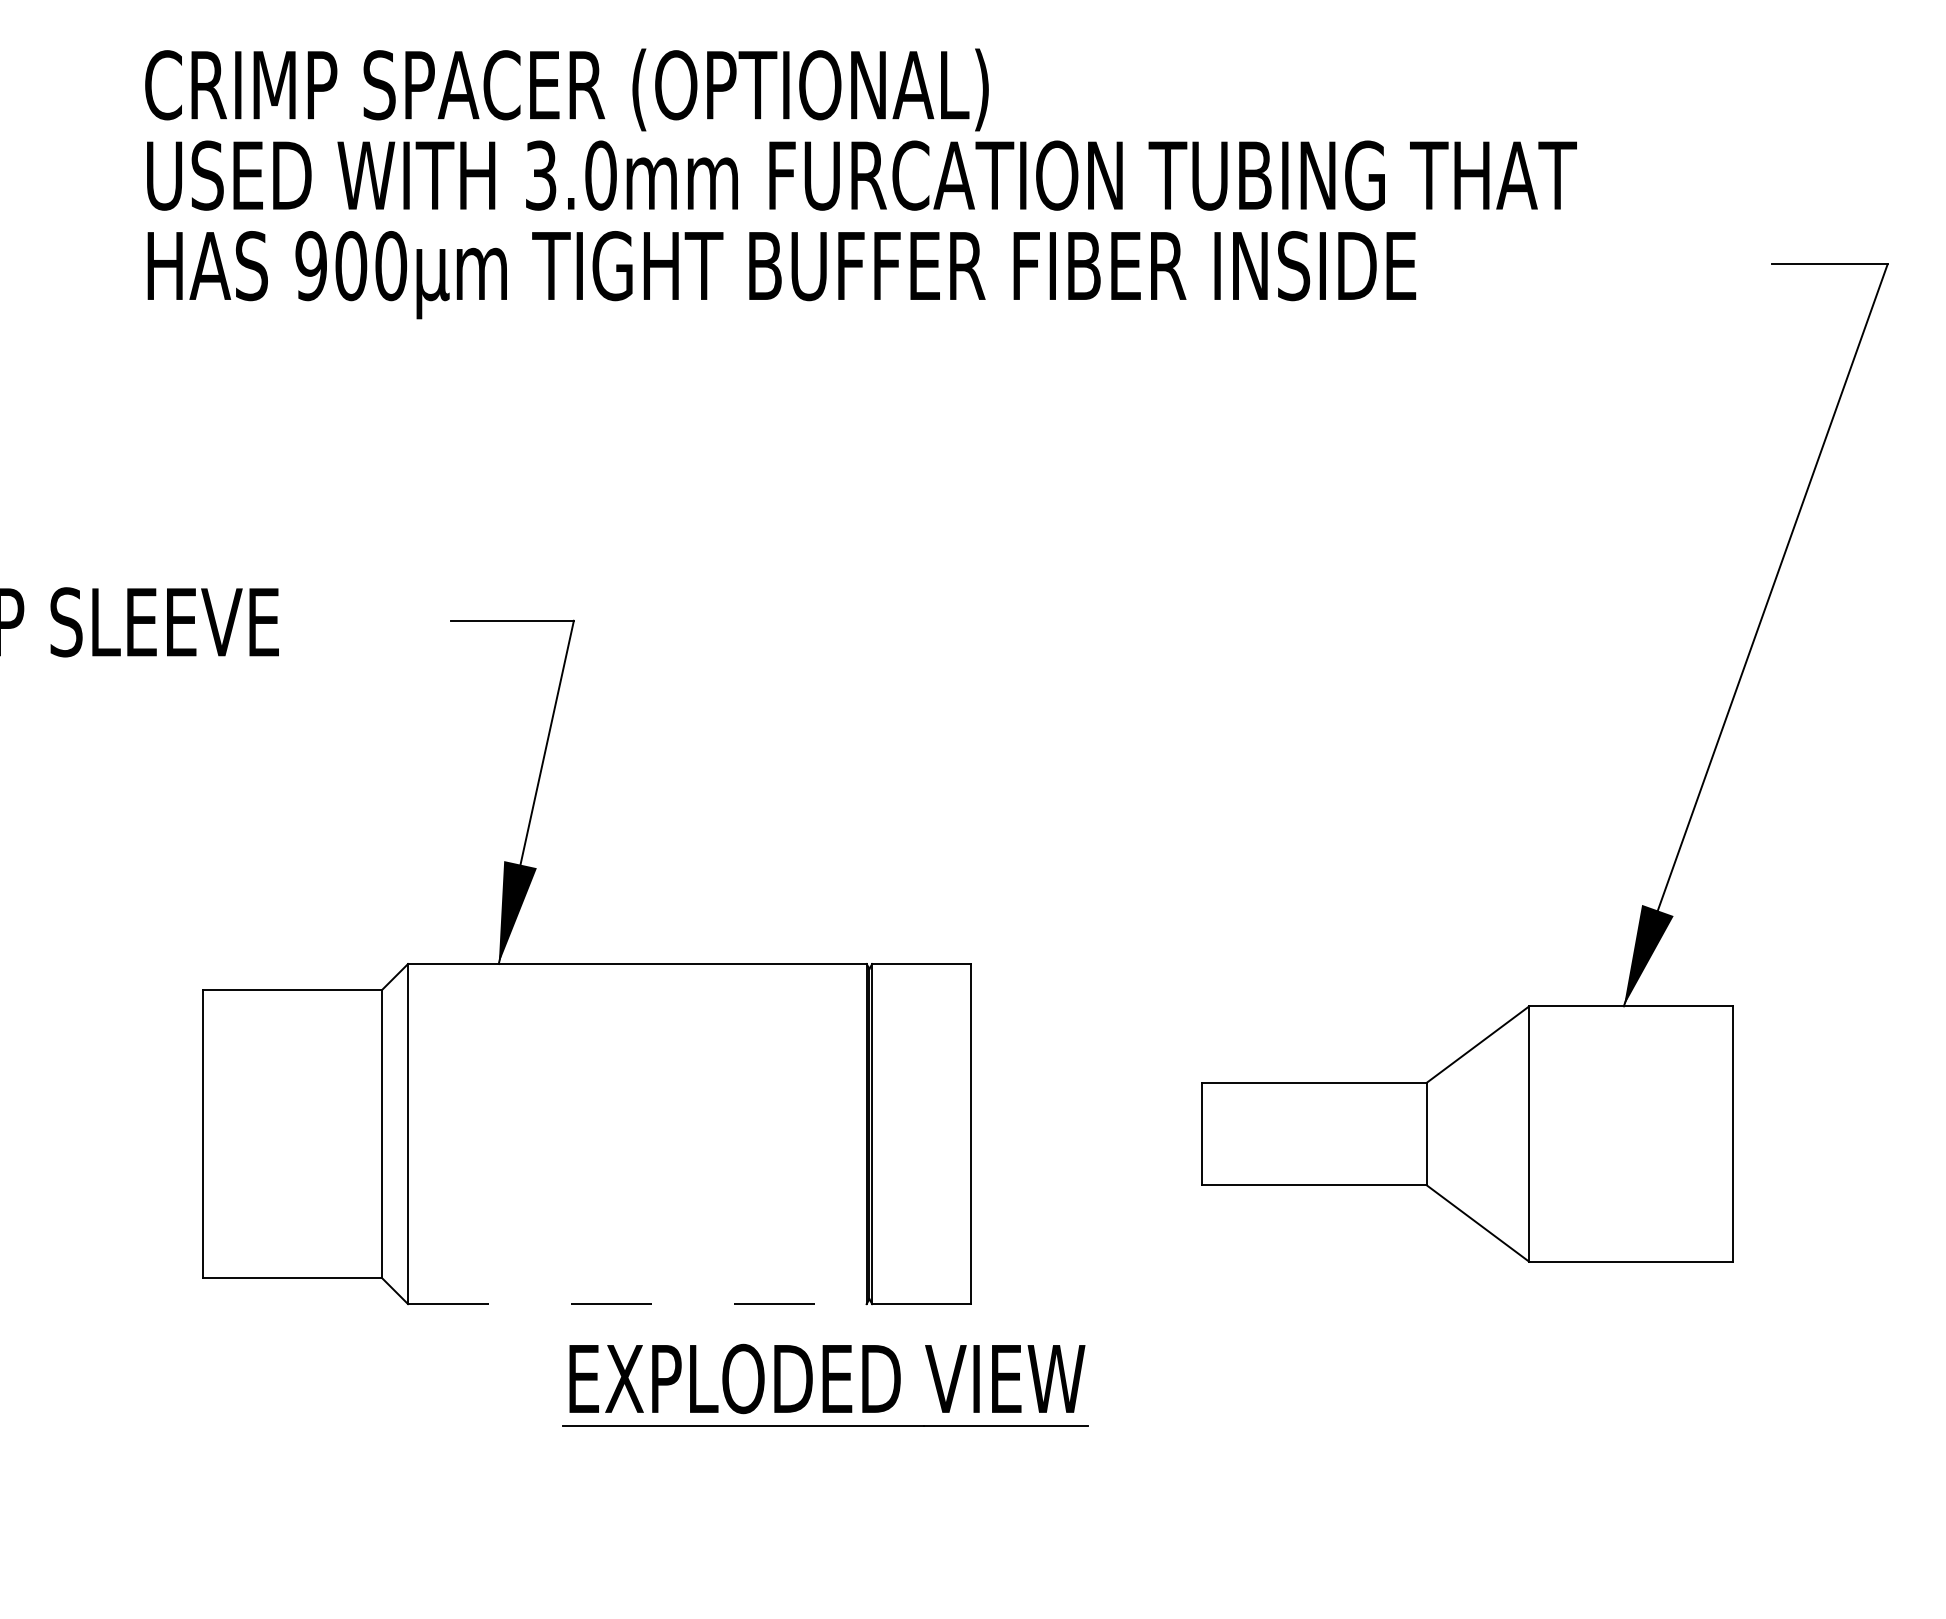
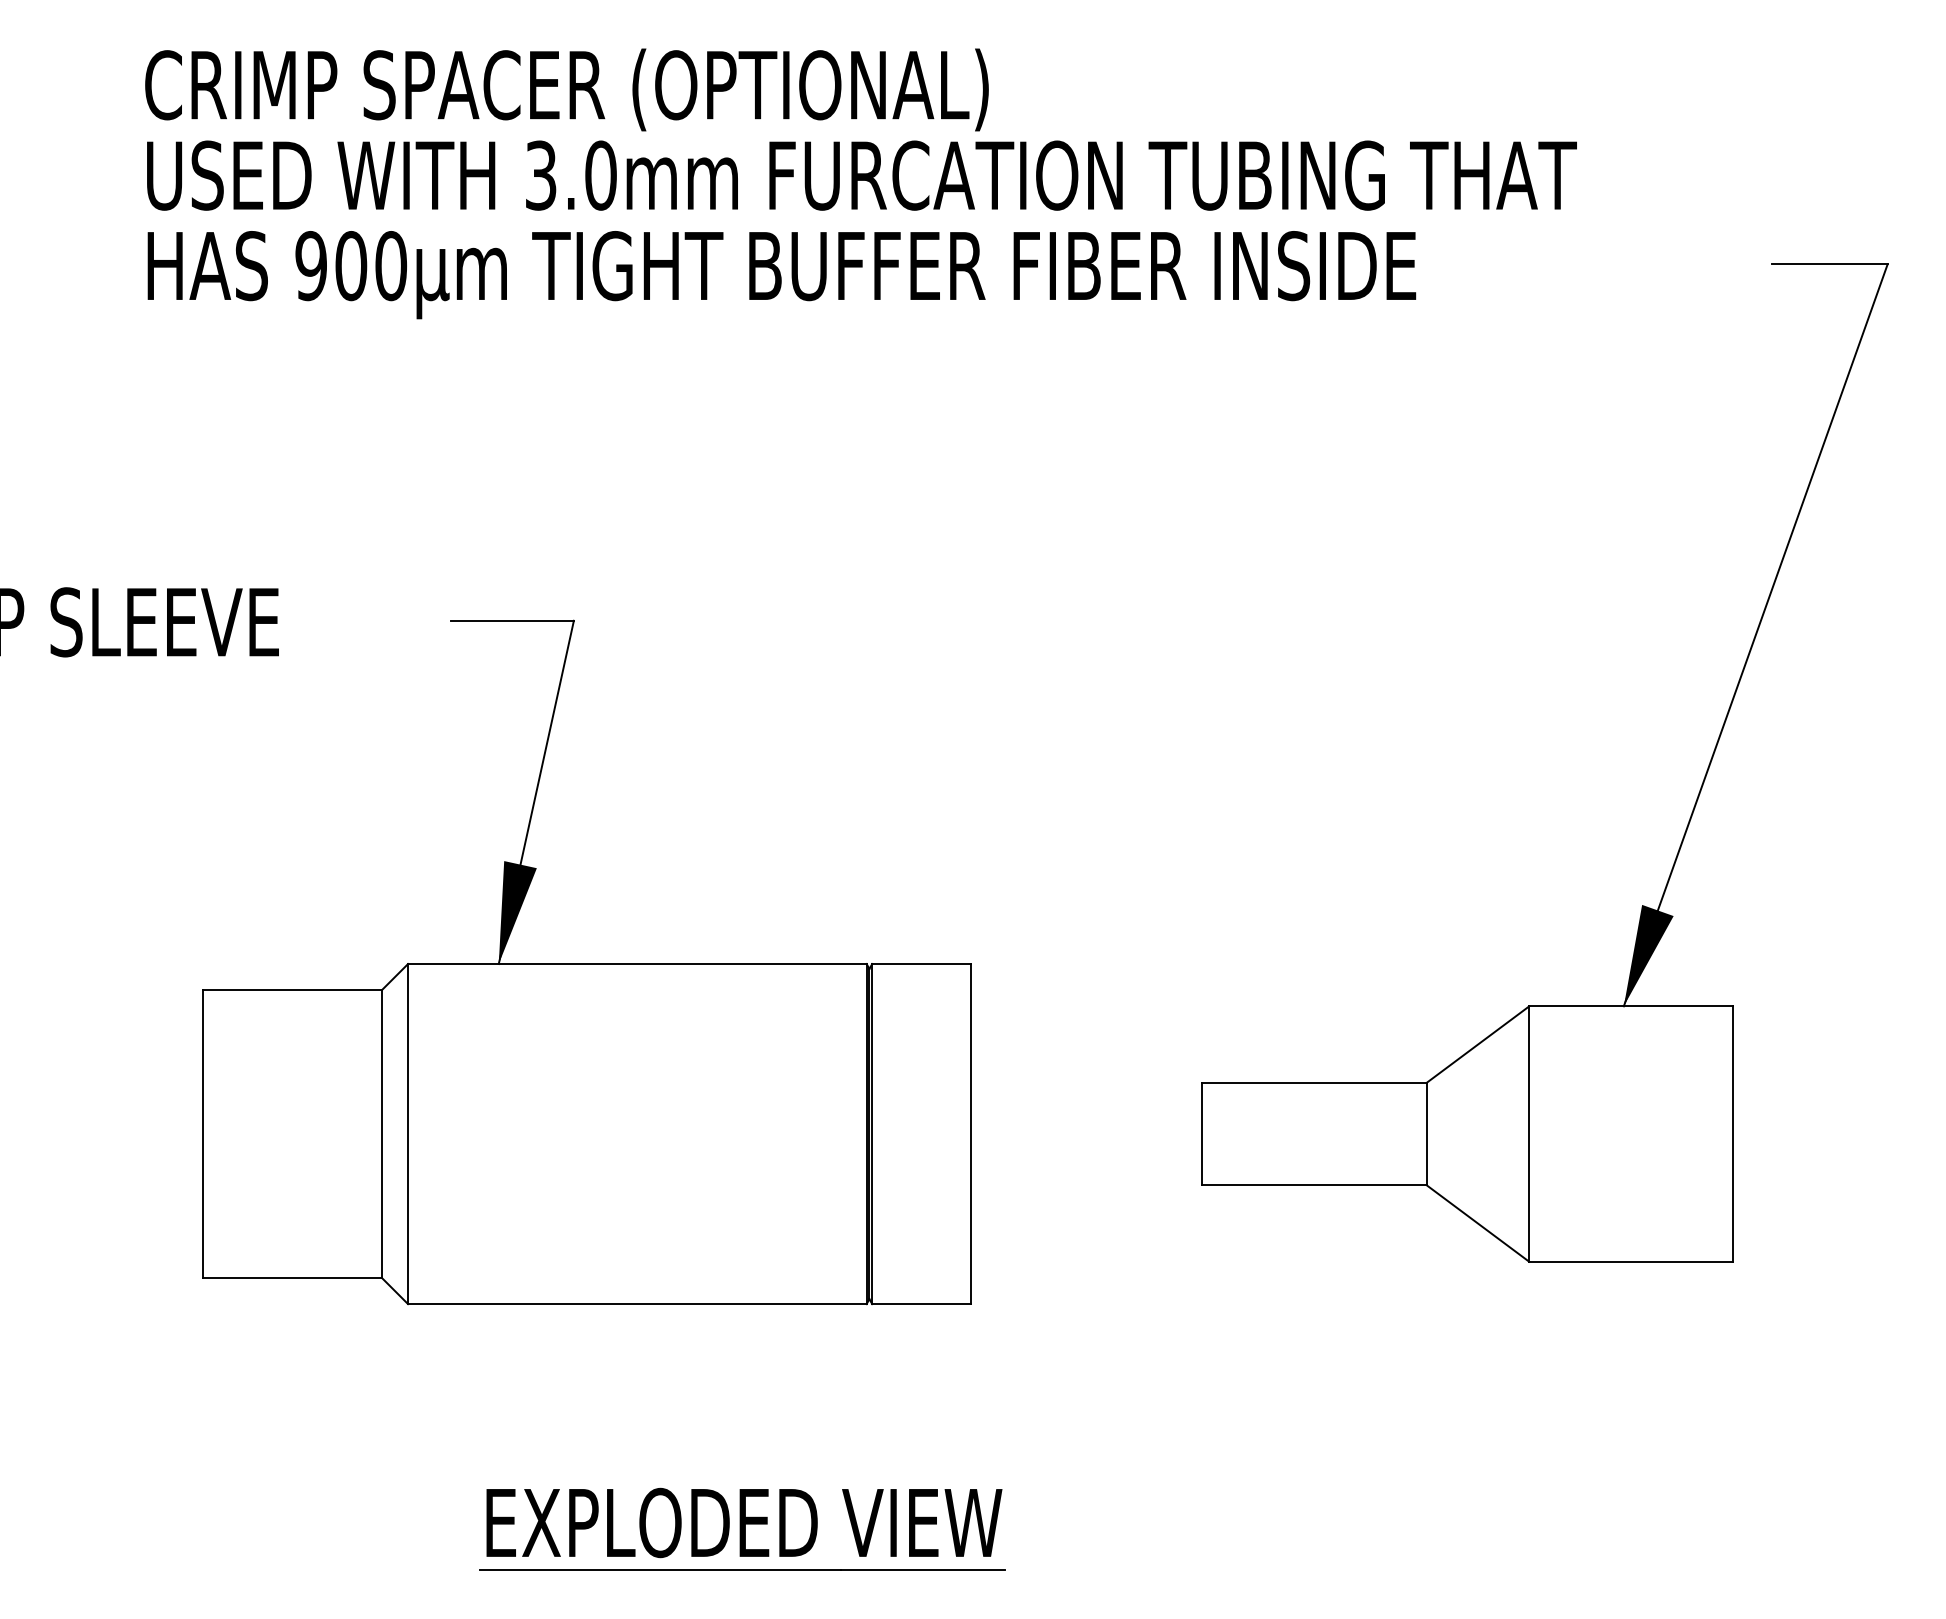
line: dashed -> solid (637, 1304)
part position: (825, 1384) -> (742, 1528) (742, 1528)
